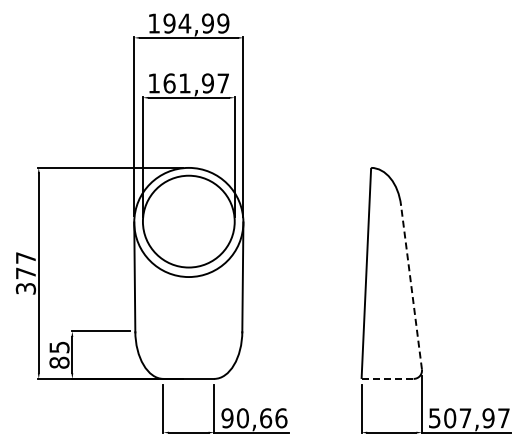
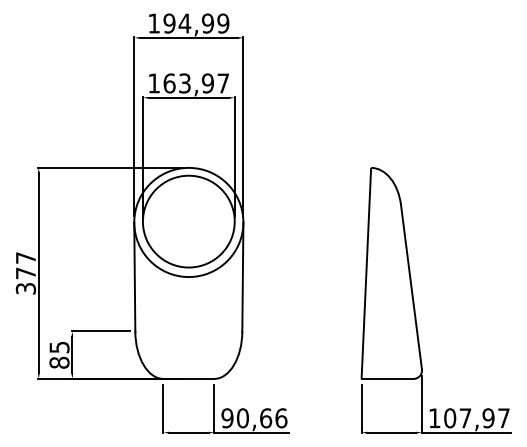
text: 161,97 -> 163,97 (184, 83)
line: dashed -> solid (411, 286)
line: dashed -> solid (388, 378)
text: 507,97 -> 107,97 (434, 418)
